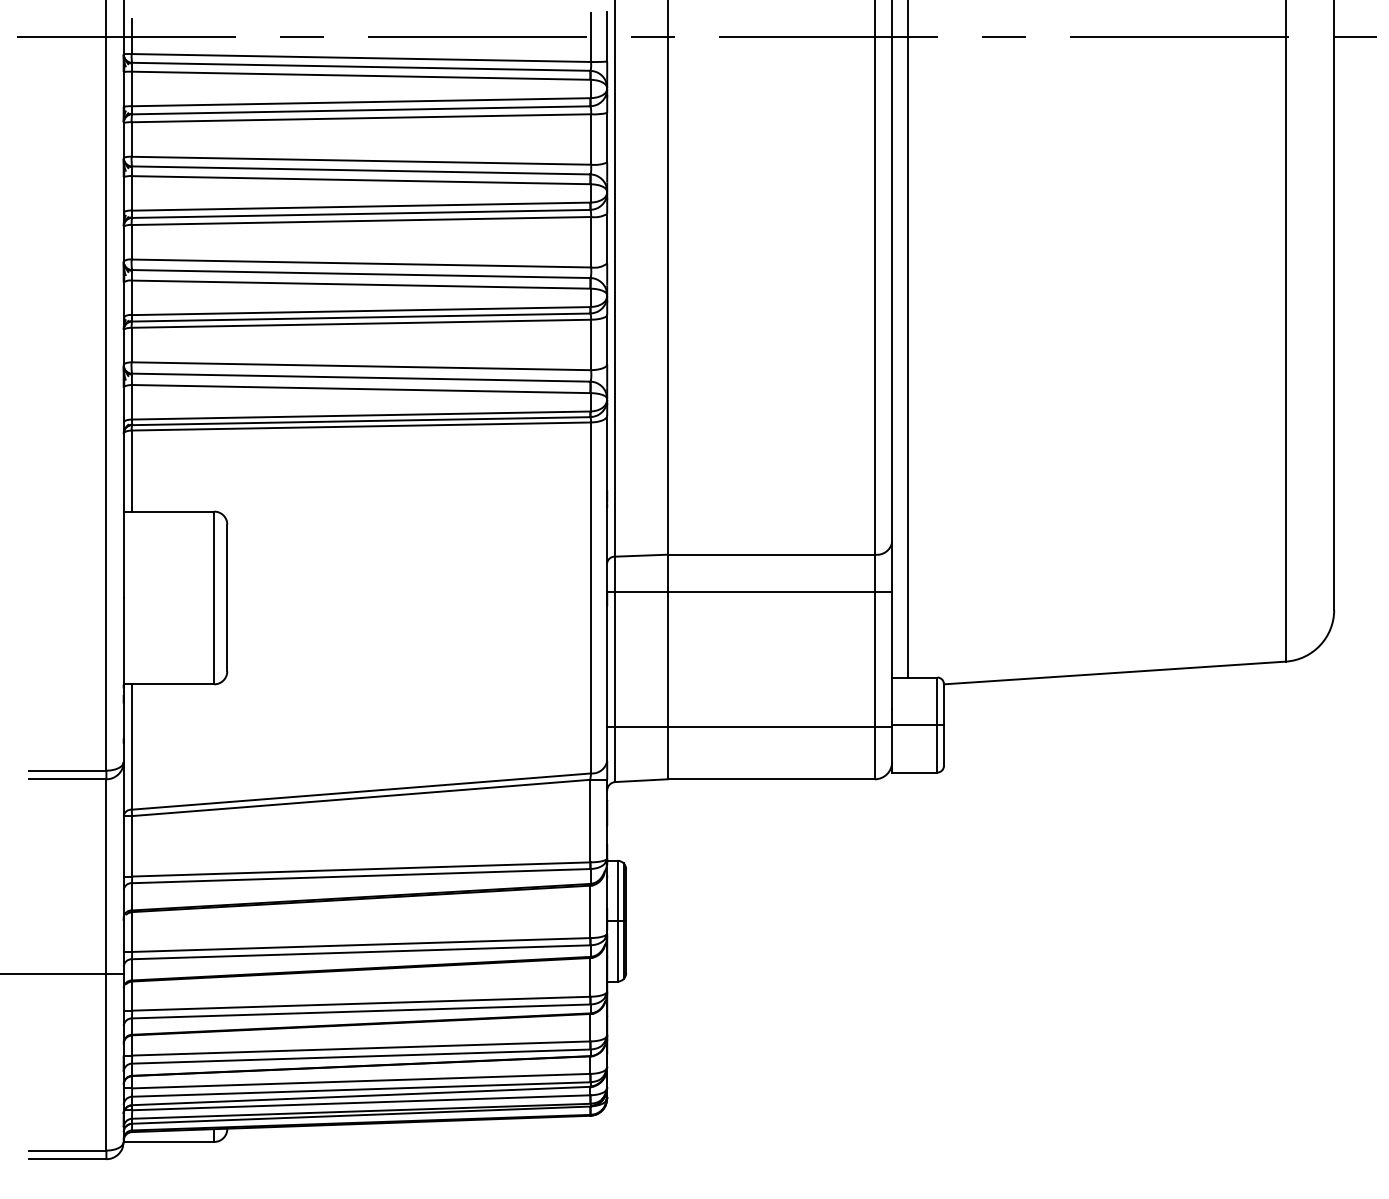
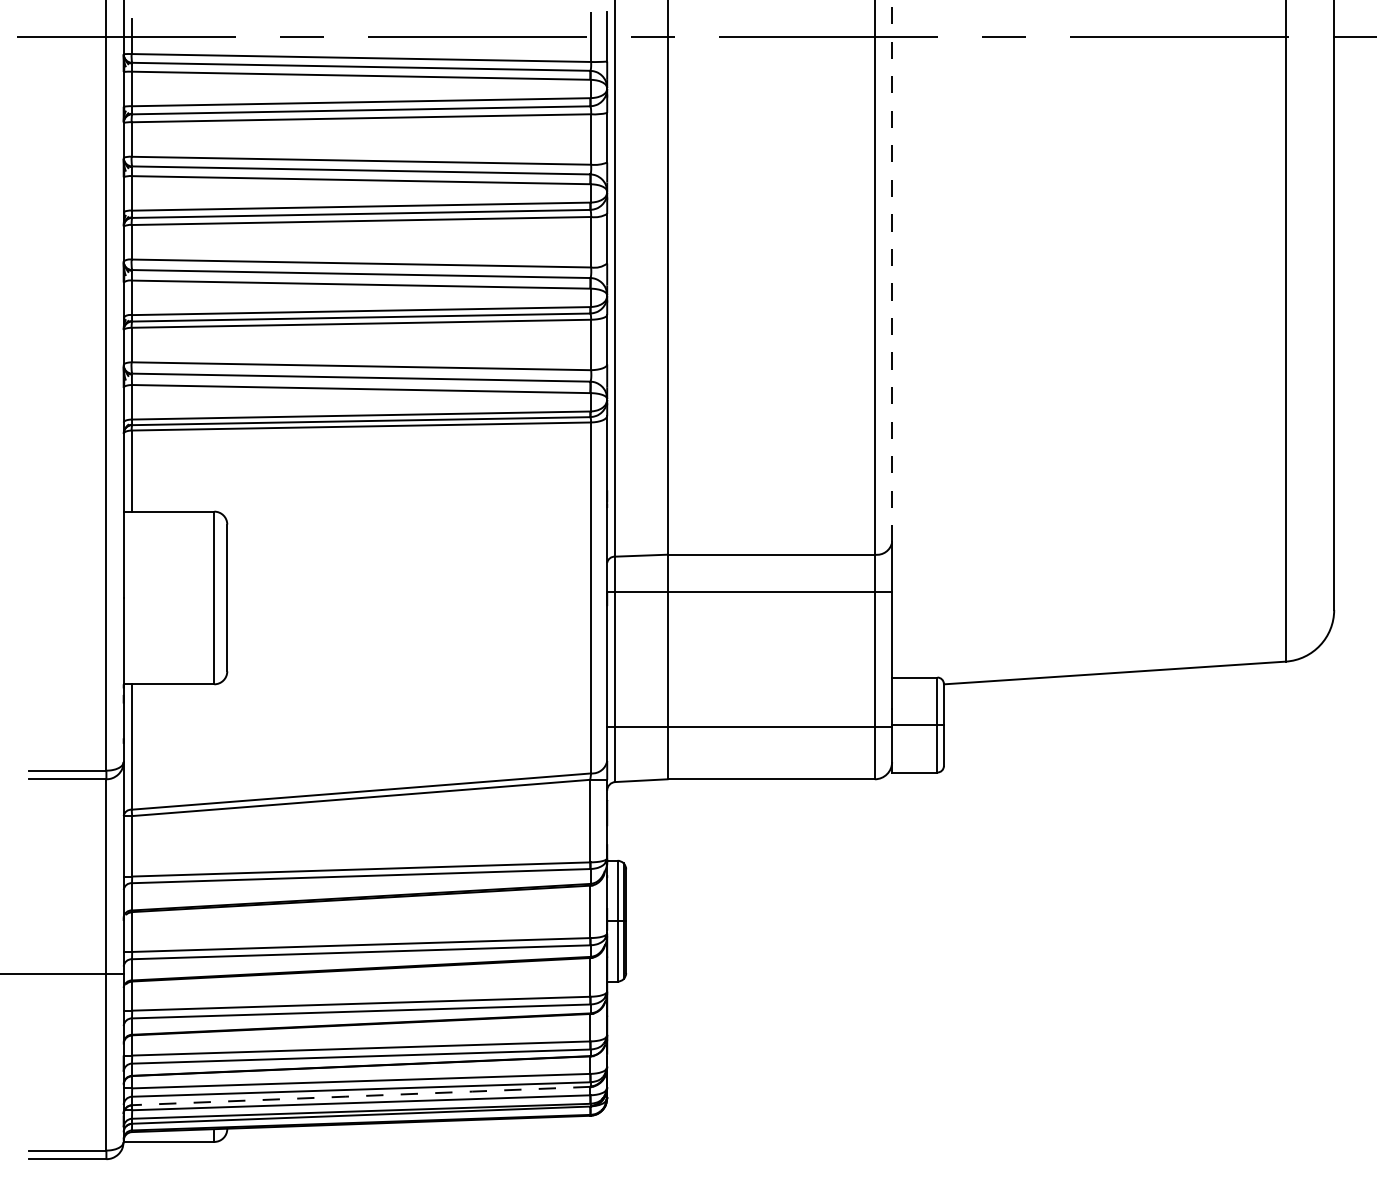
line: solid -> dashed (892, 271)
line: present -> none (908, 339)
line: solid -> dashed (360, 1096)
